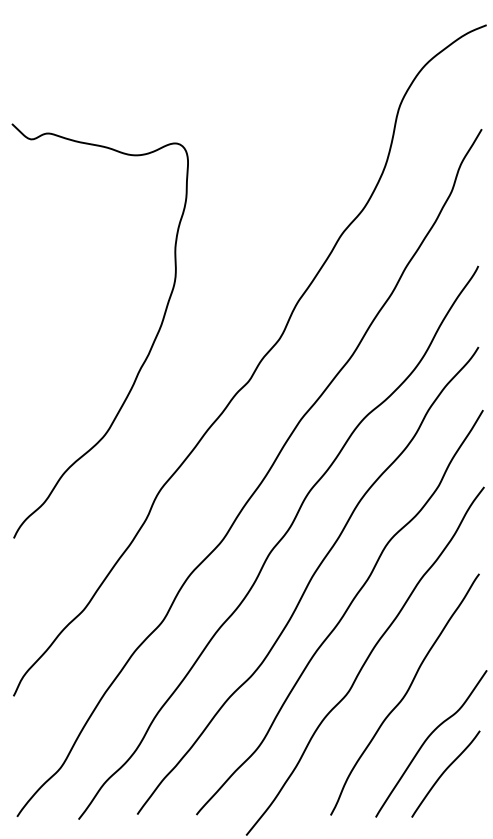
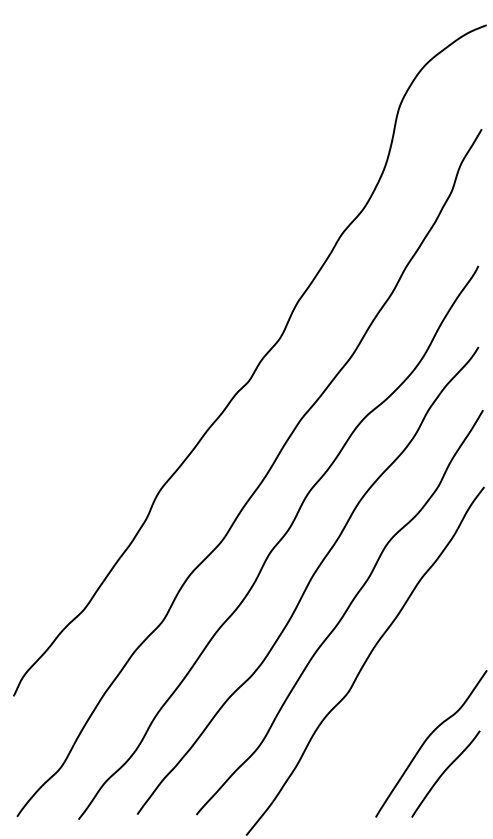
curve: present -> none (149, 349)
curve: present -> none (404, 694)
